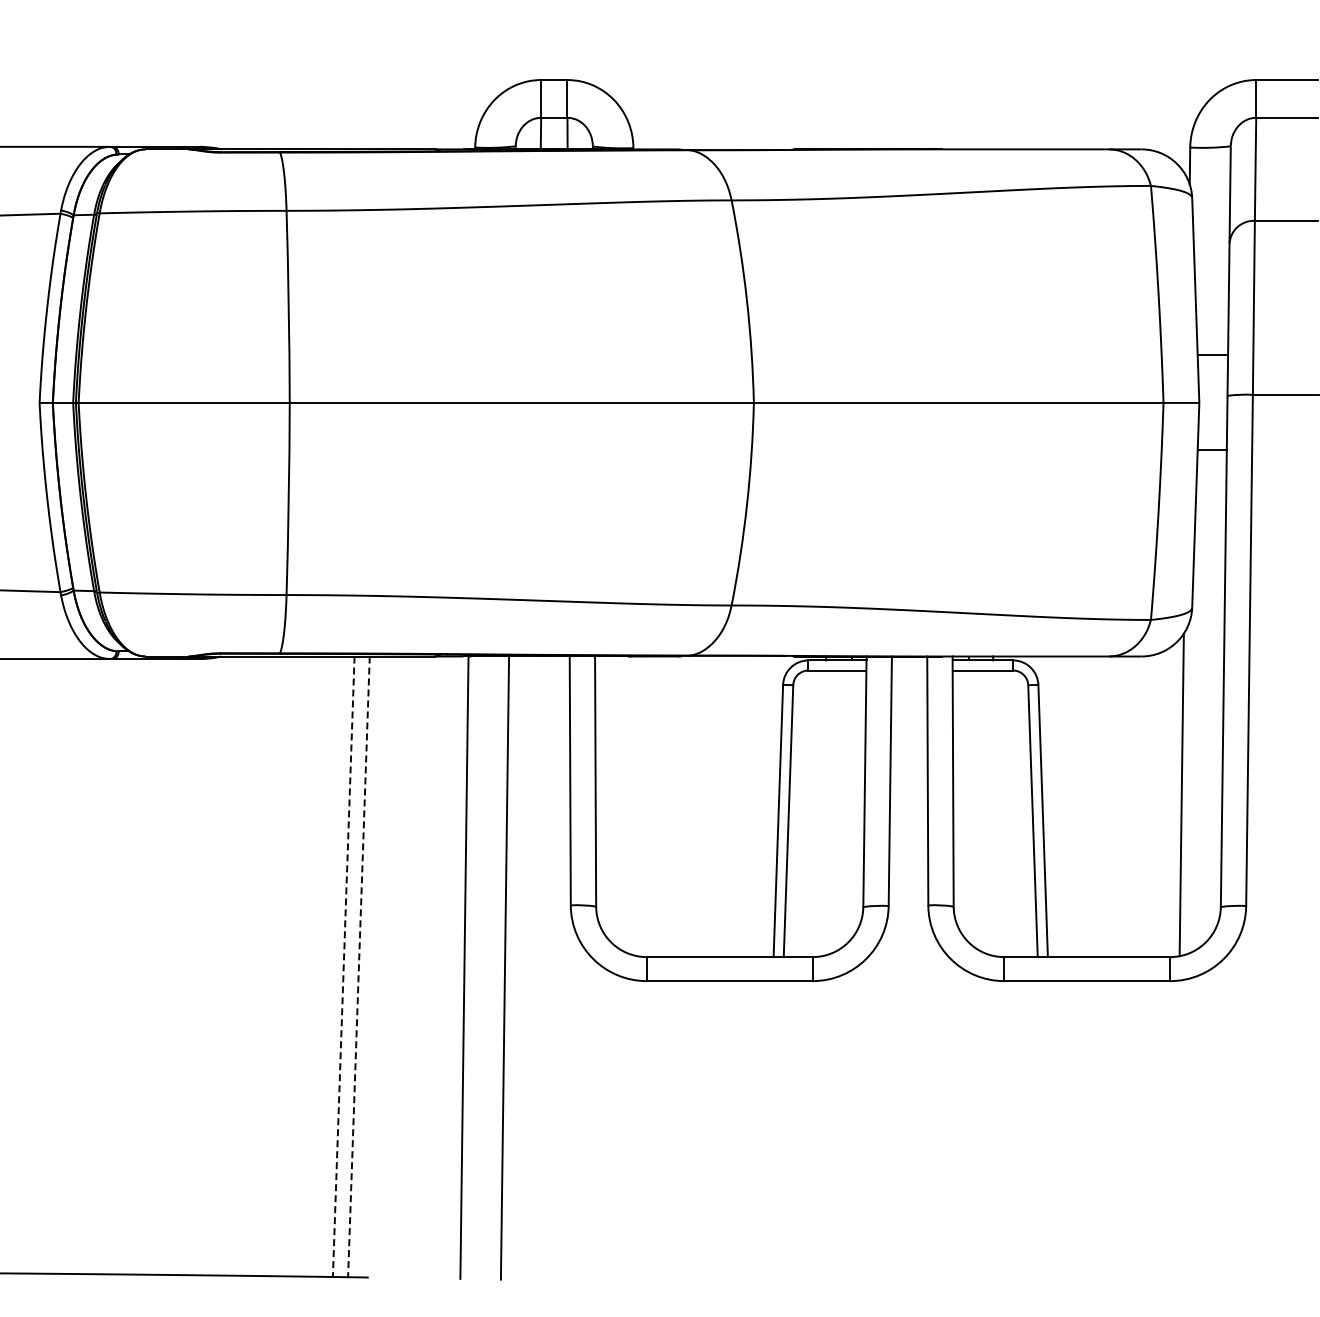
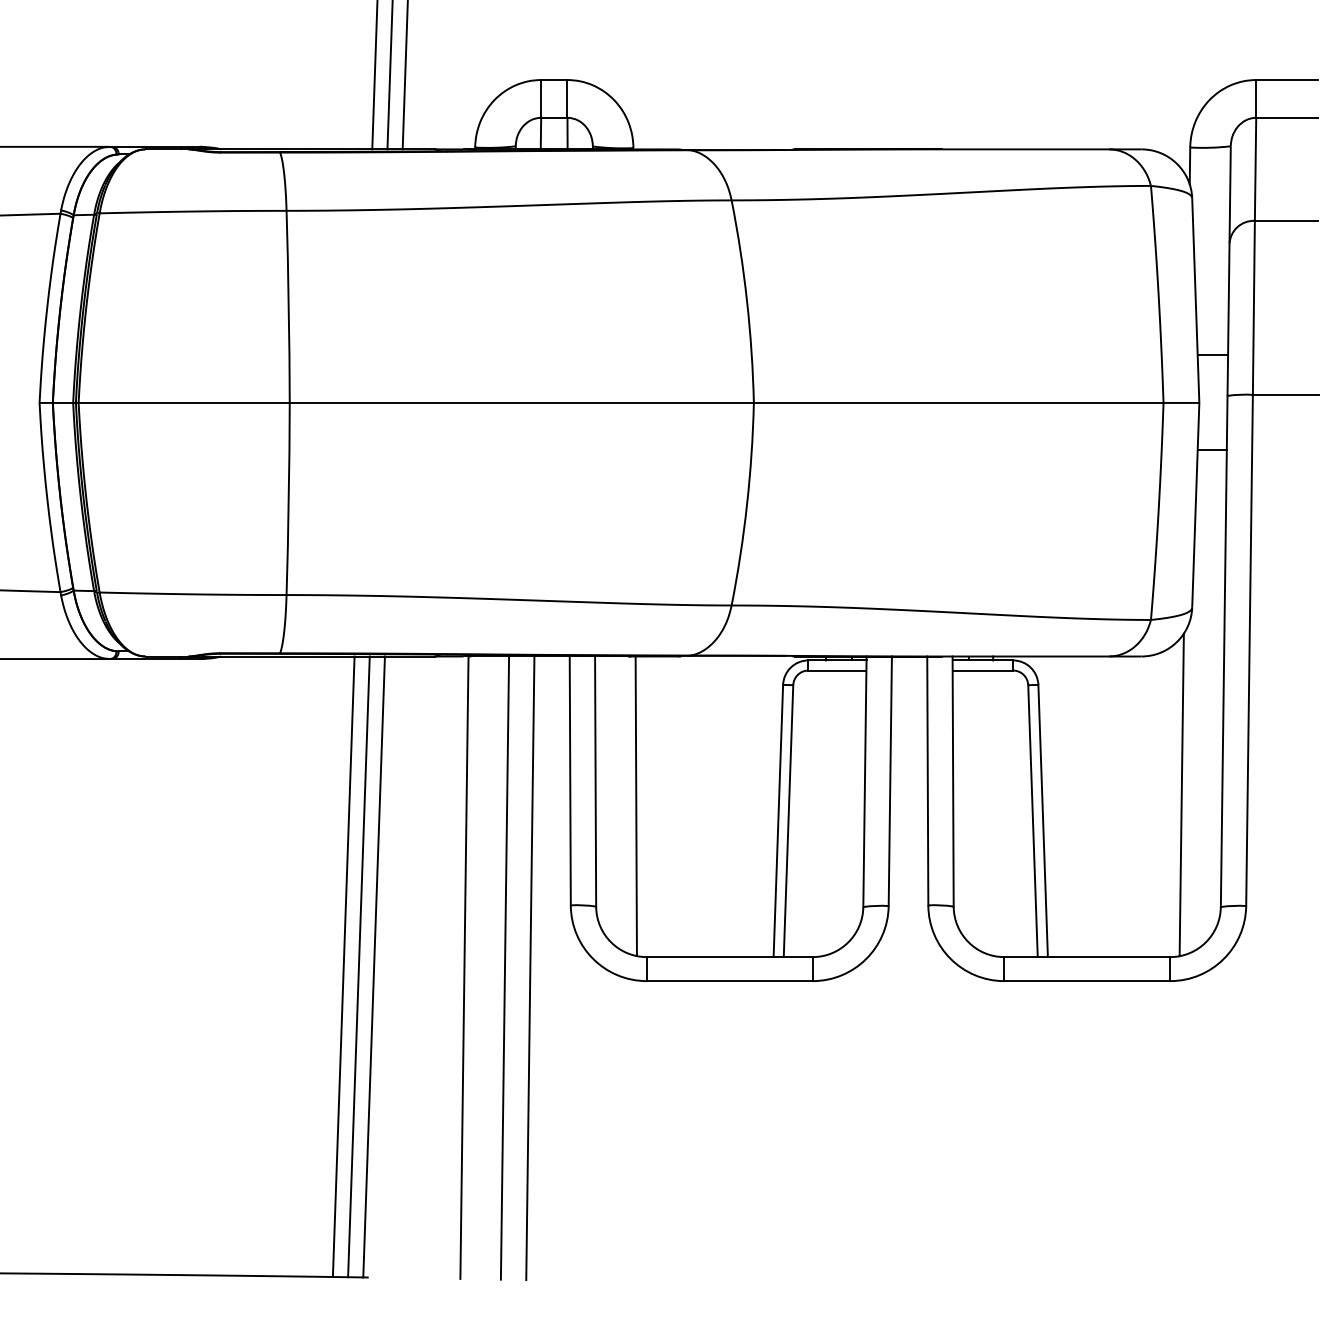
line: none -> present (374, 75)
line: none -> present (389, 75)
line: none -> present (404, 75)
line: none -> present (635, 806)
line: dashed -> solid (358, 966)
line: none -> present (373, 966)
line: dashed -> solid (343, 967)
line: none -> present (530, 968)
